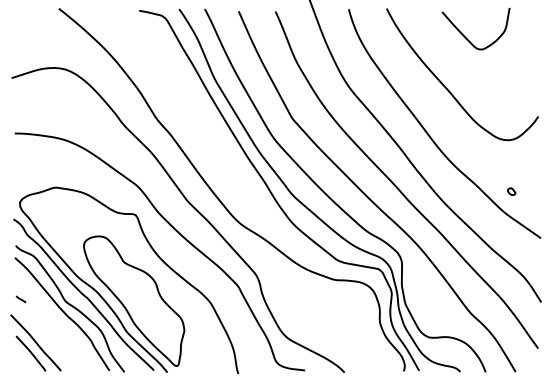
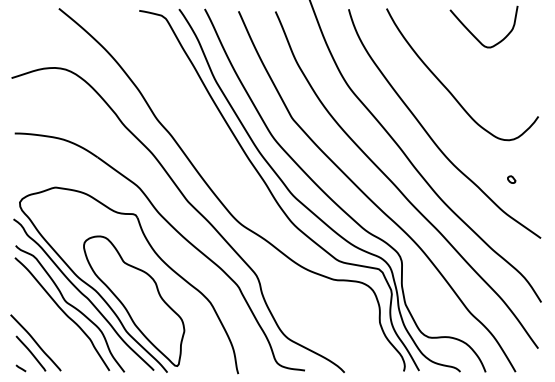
curve position: (466, 37) -> (474, 35) (474, 35)
part position: (511, 191) -> (511, 179) (511, 179)
line position: (20, 299) -> (20, 368) (20, 368)
